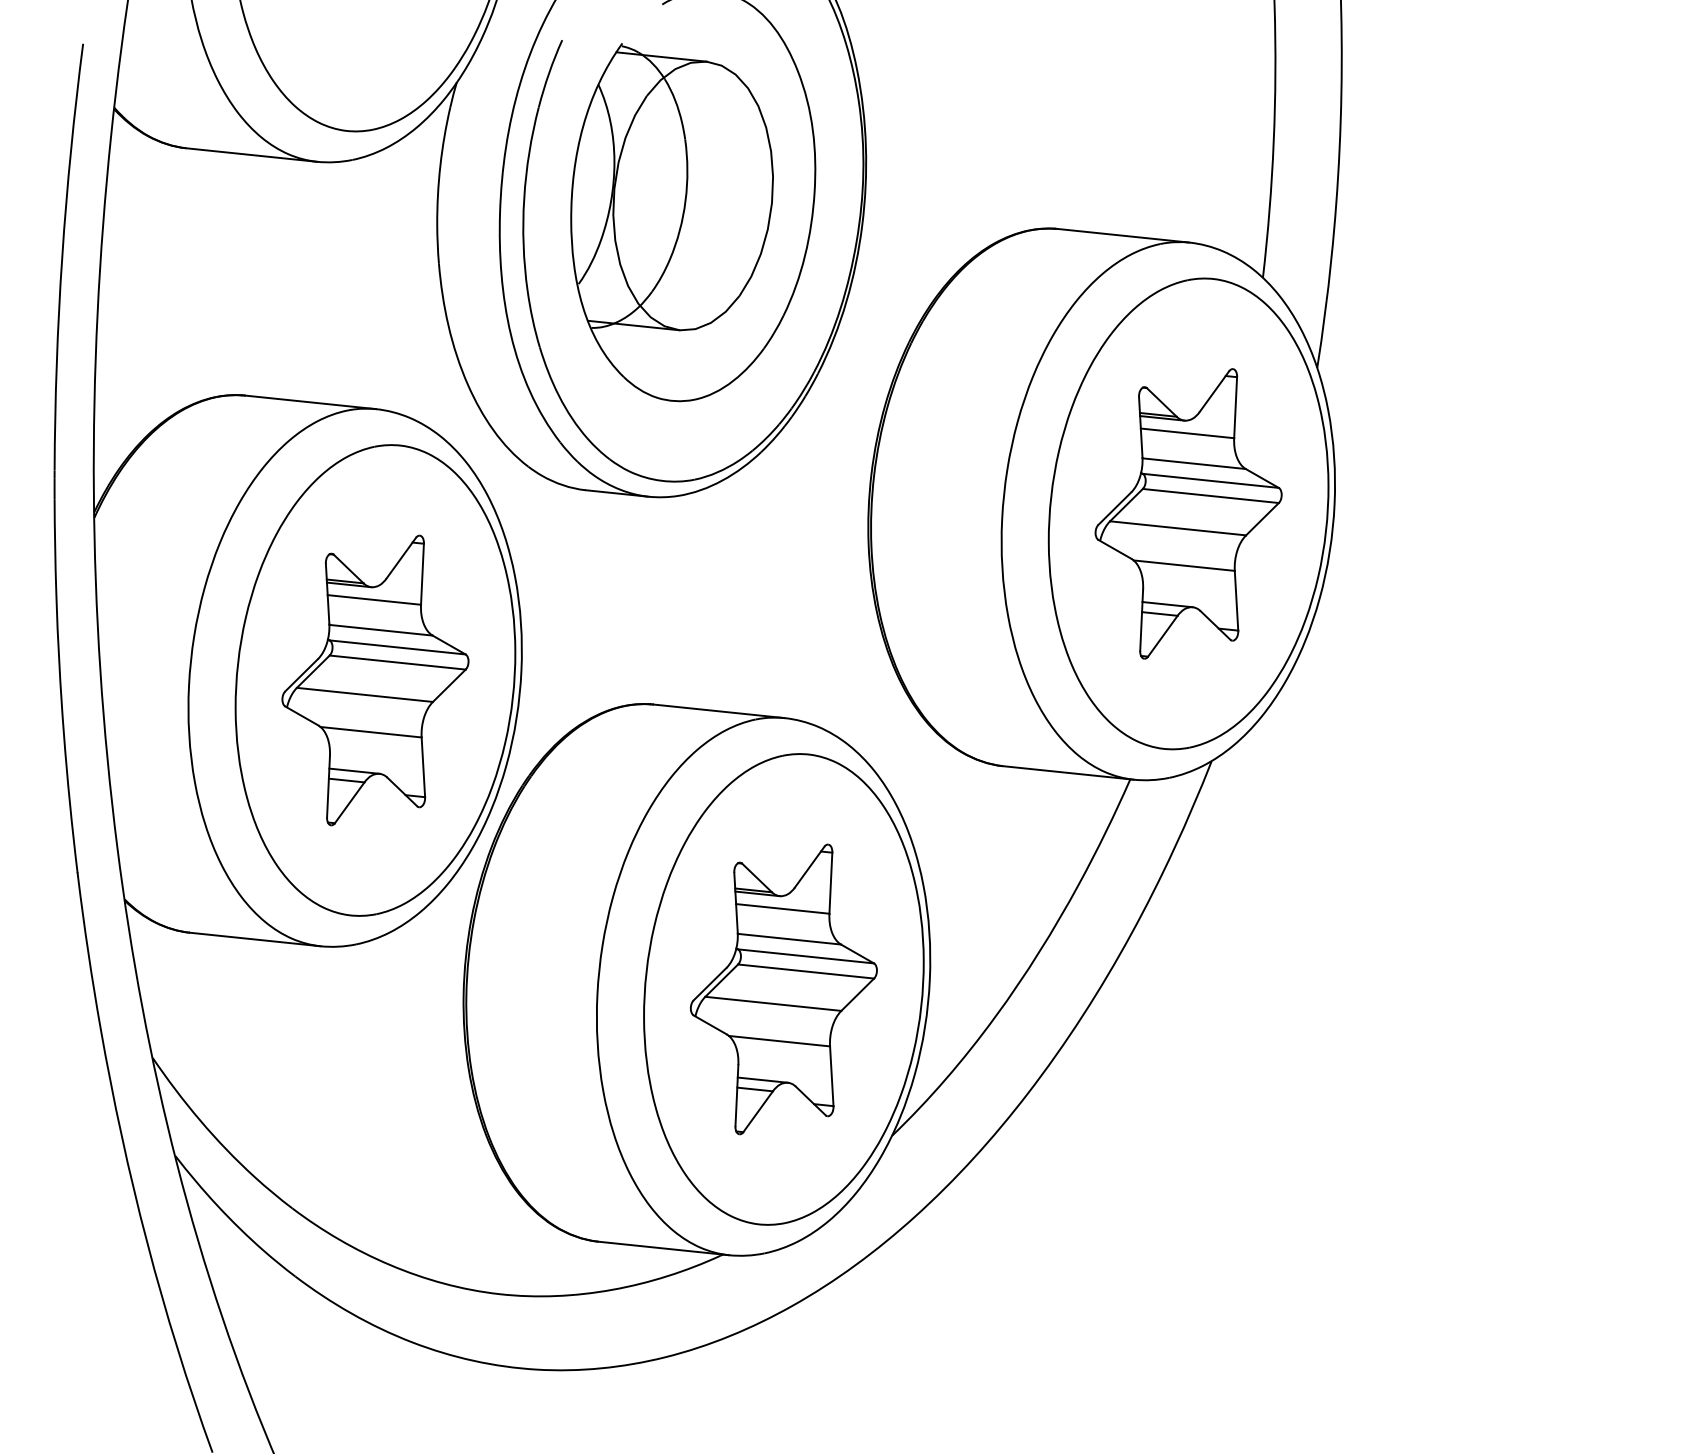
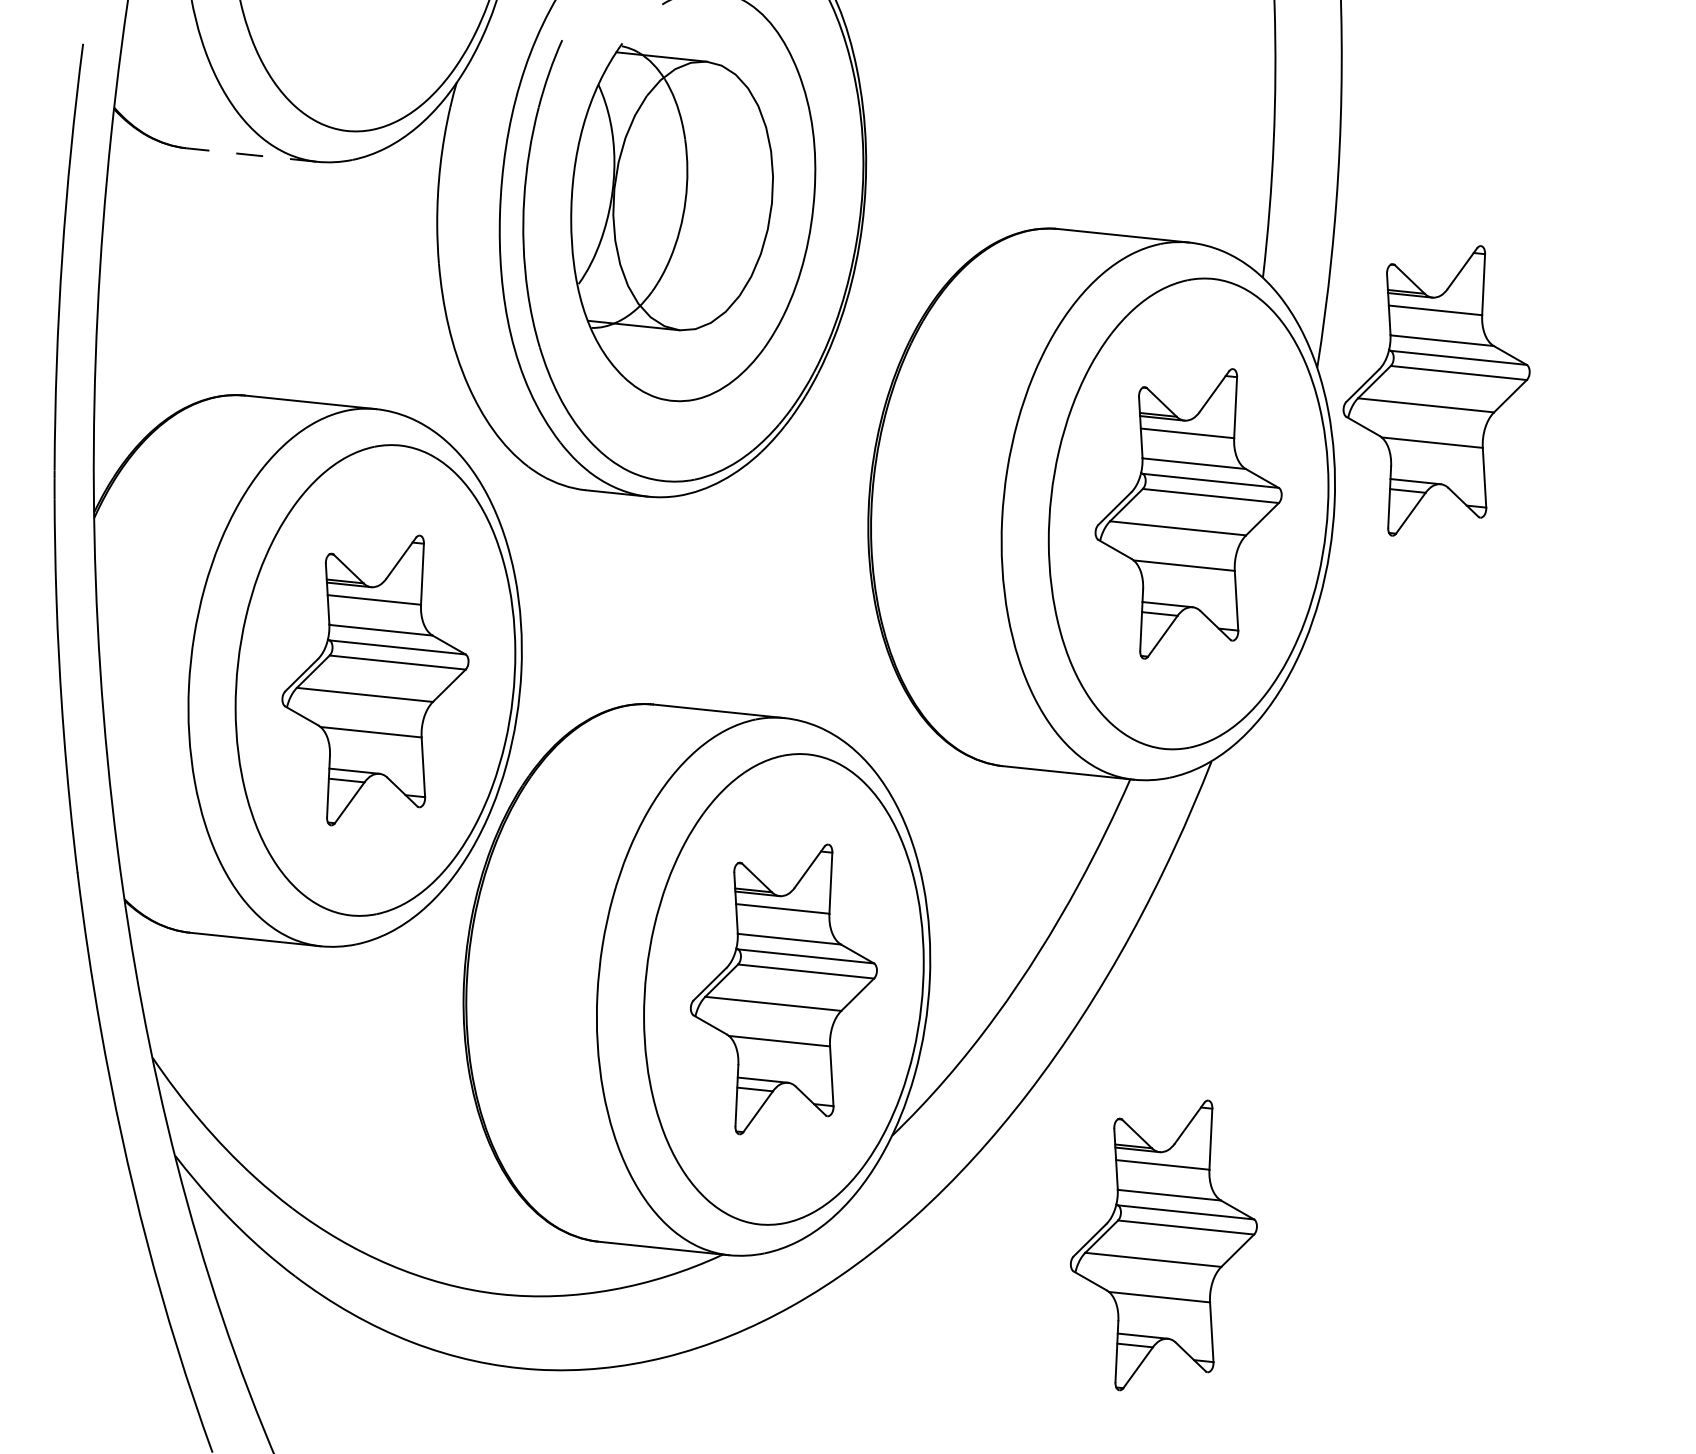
line: solid -> dashed (251, 155)
part: none -> present (1436, 390)
part: none -> present (1163, 1245)
